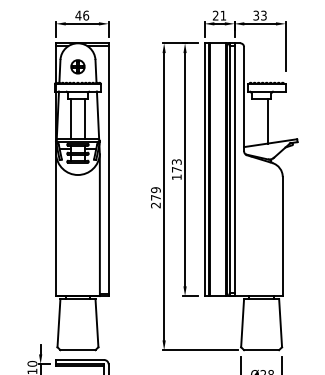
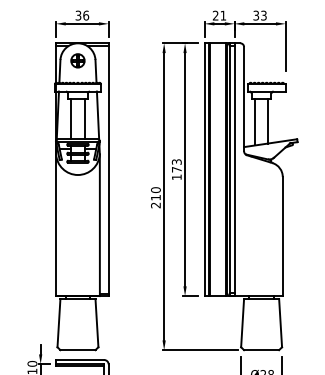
text: 46 -> 36 (78, 15)
part position: (77, 66) -> (77, 60) (77, 60)
line: none -> present (255, 121)
text: 279 -> 210 (155, 193)
